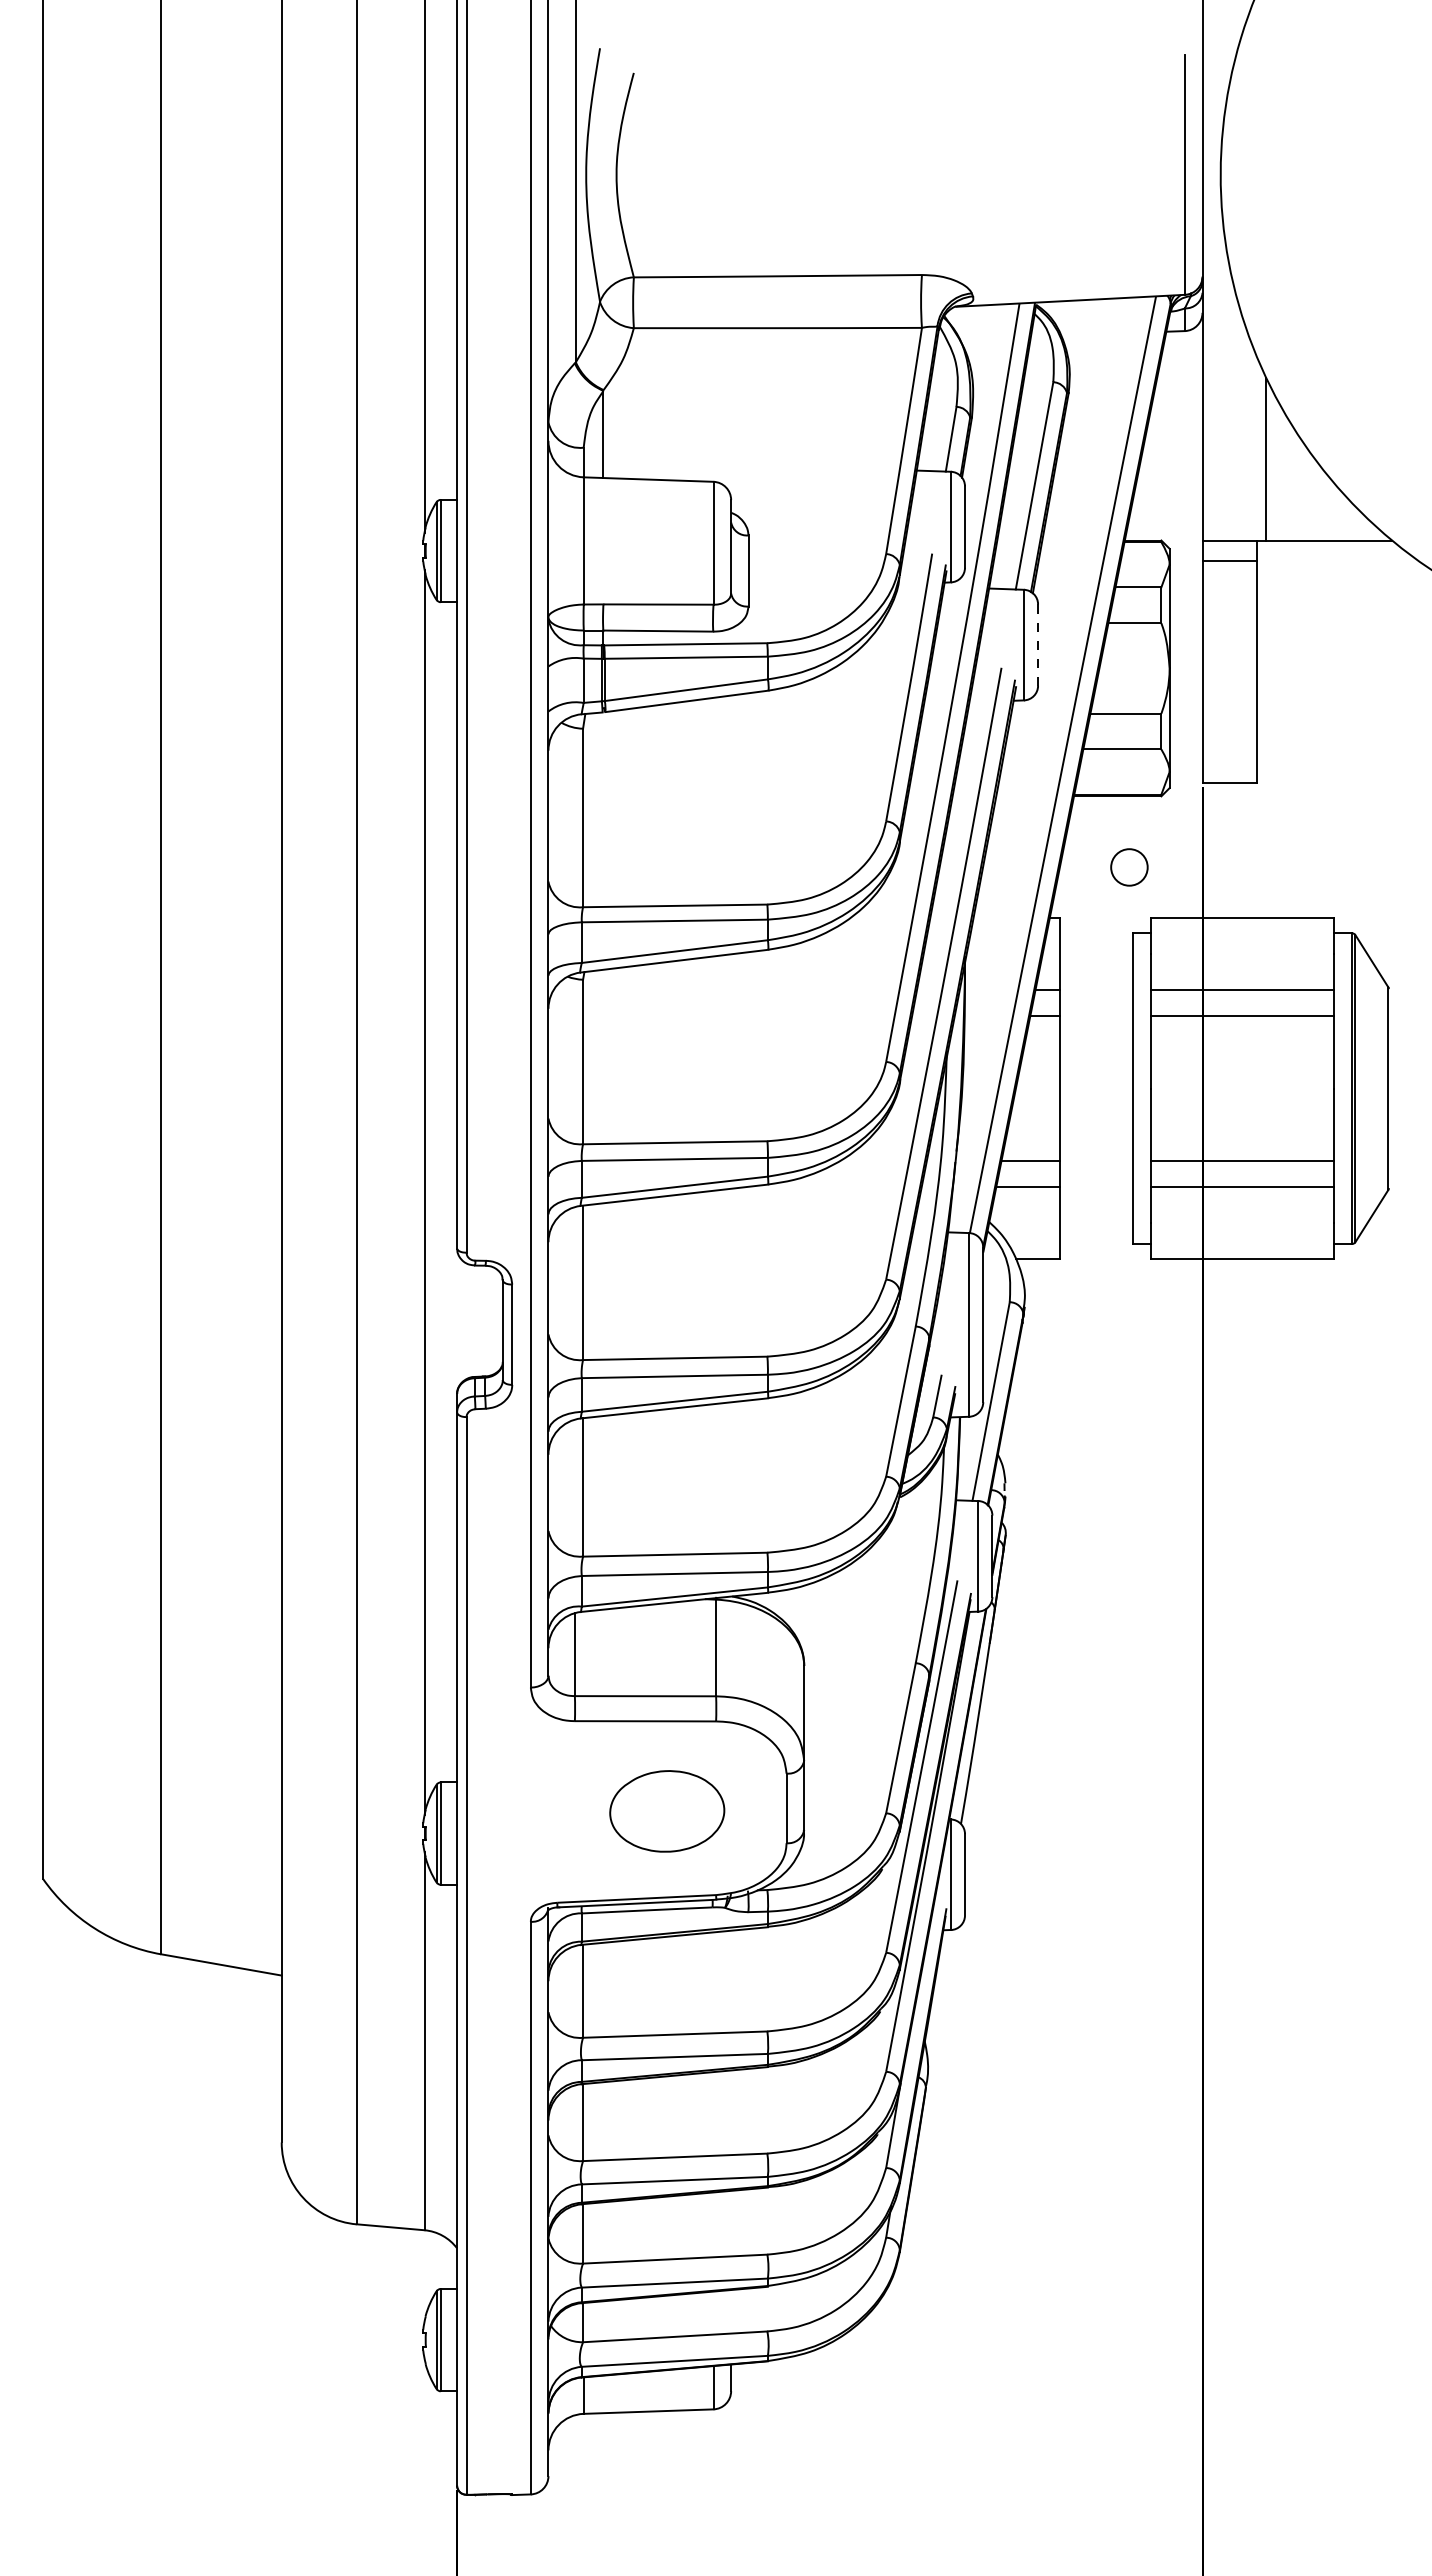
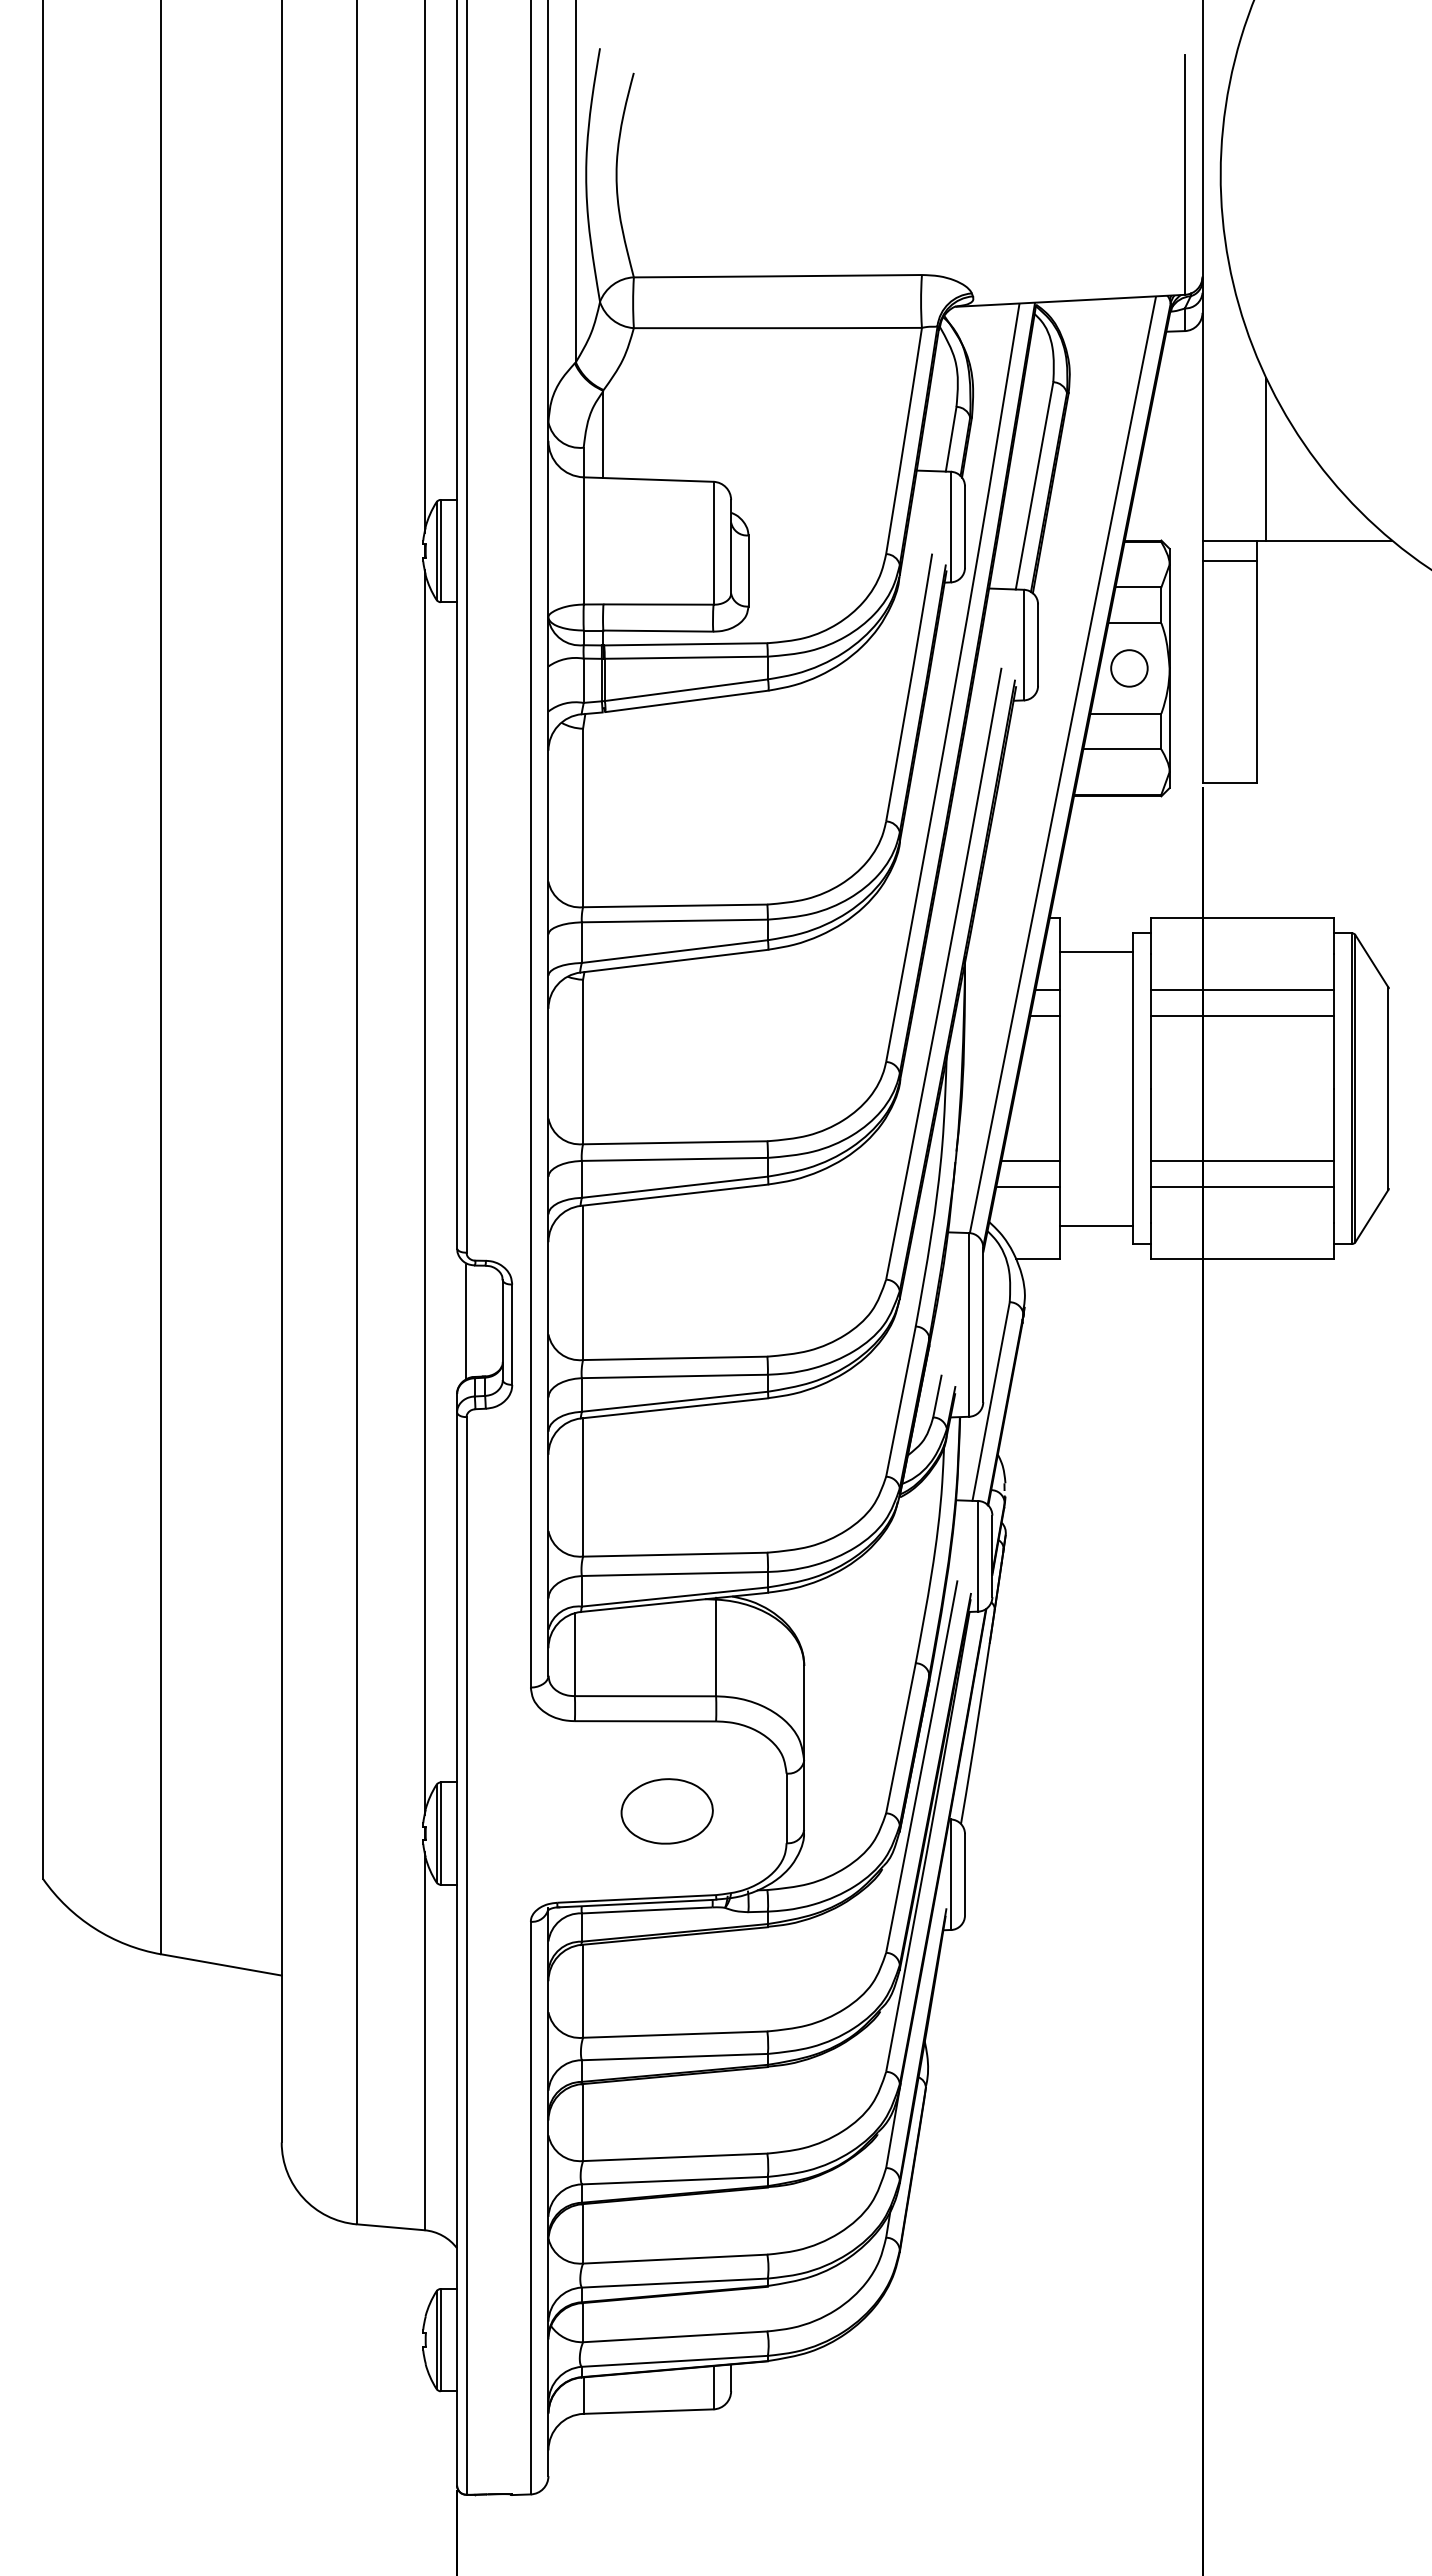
line: dashed -> solid (1038, 645)
circle position: (1129, 867) -> (1129, 668) (1129, 668)
line: none -> present (1096, 951)
line: none -> present (1096, 1225)
line: none -> present (466, 1322)
part size: 117x83 px -> 94x67 px (666, 1811)
